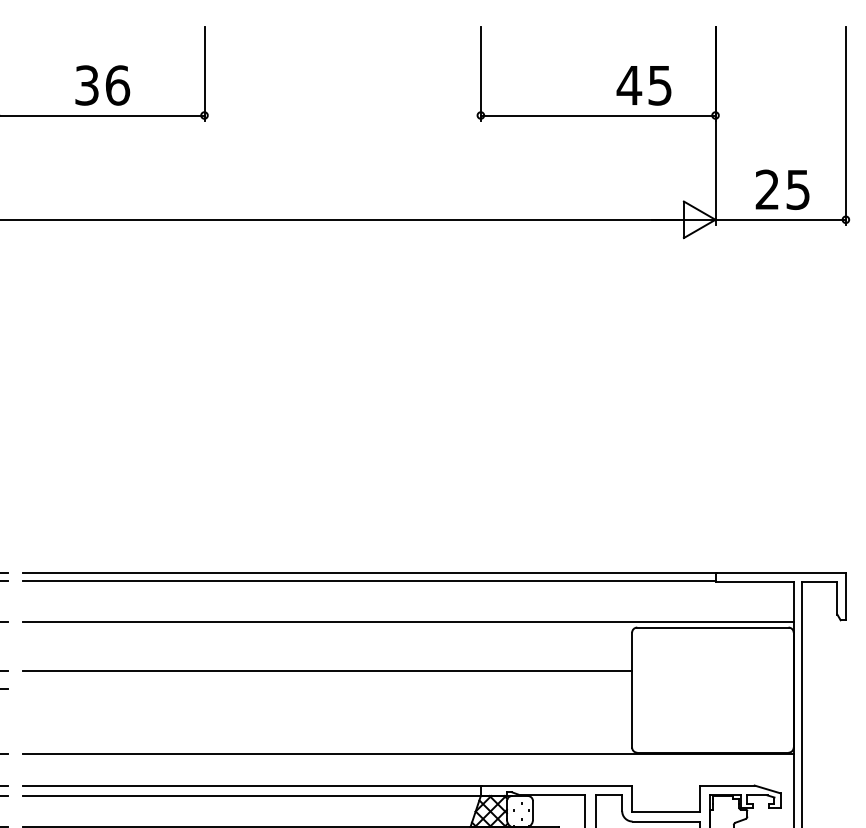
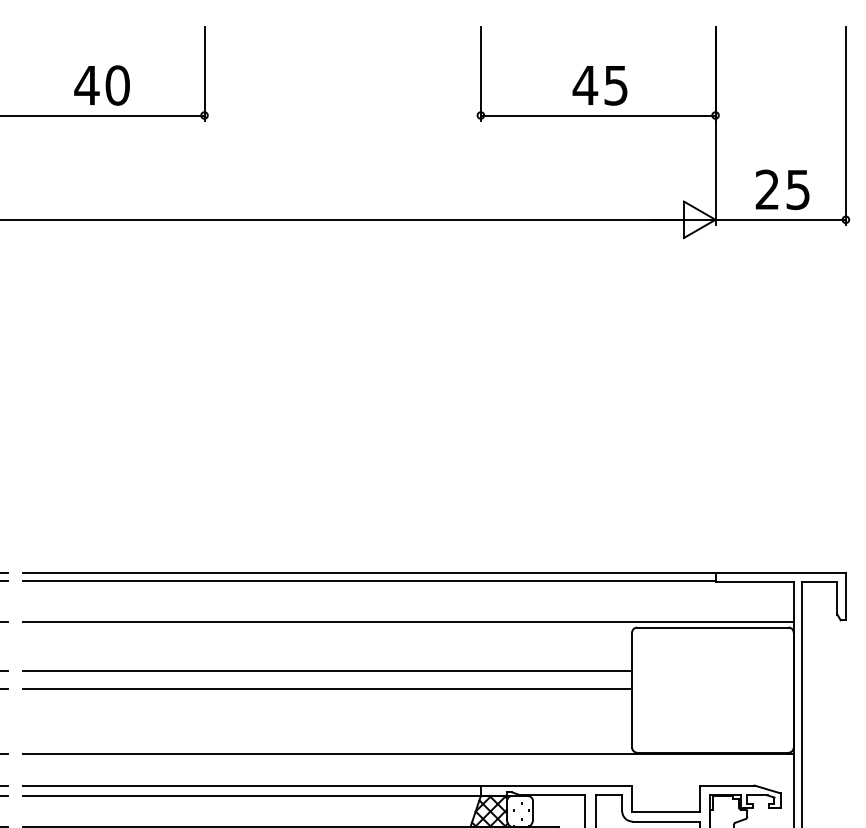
text: 36 -> 40 (102, 85)
text position: (643, 85) -> (599, 85) (599, 85)
line: none -> present (327, 689)
